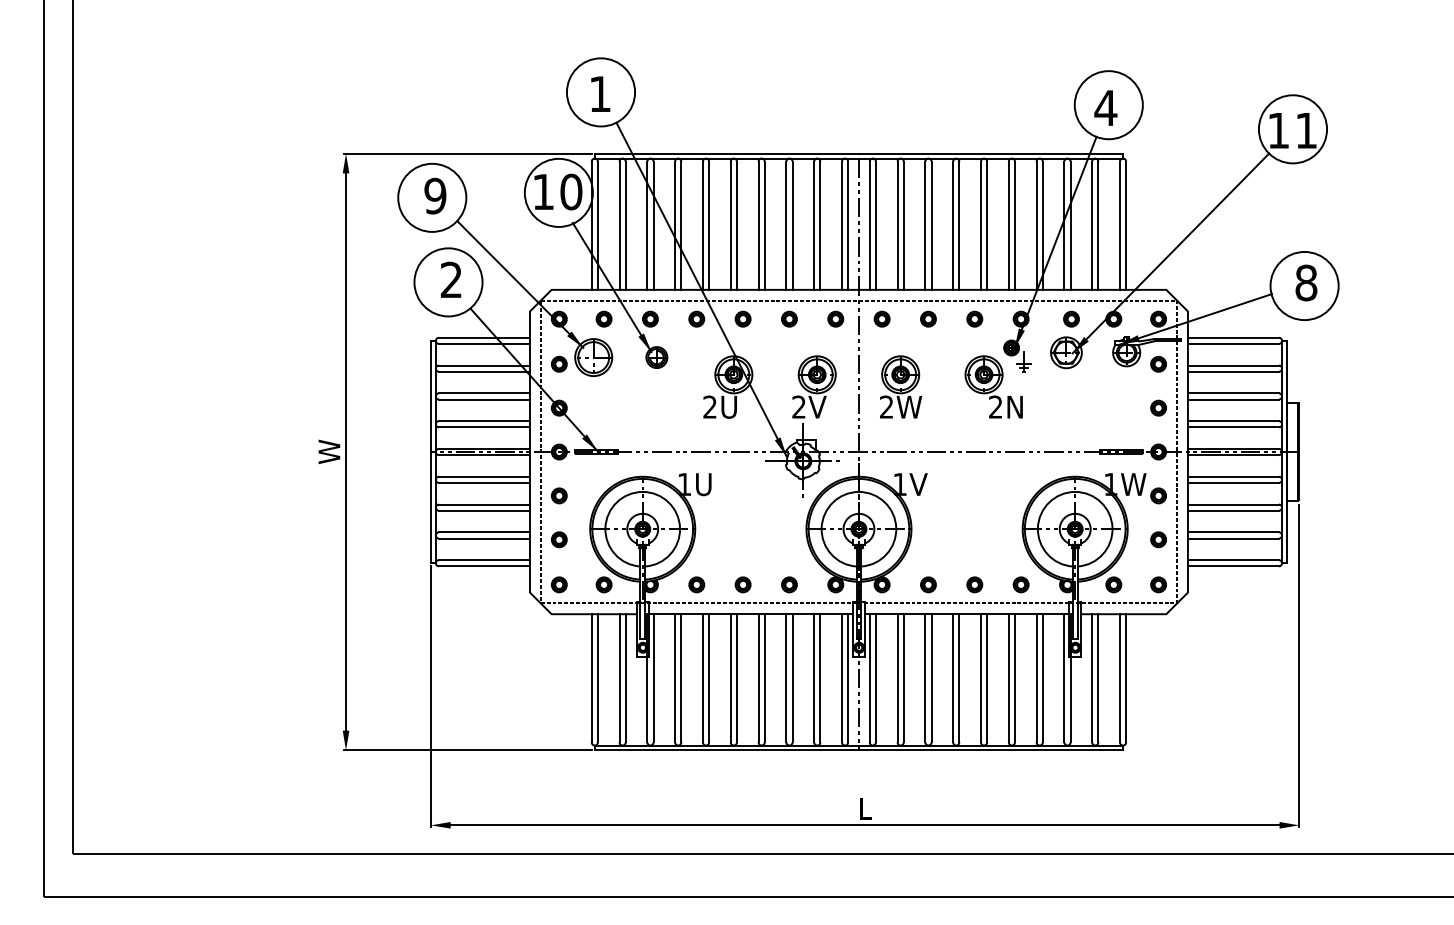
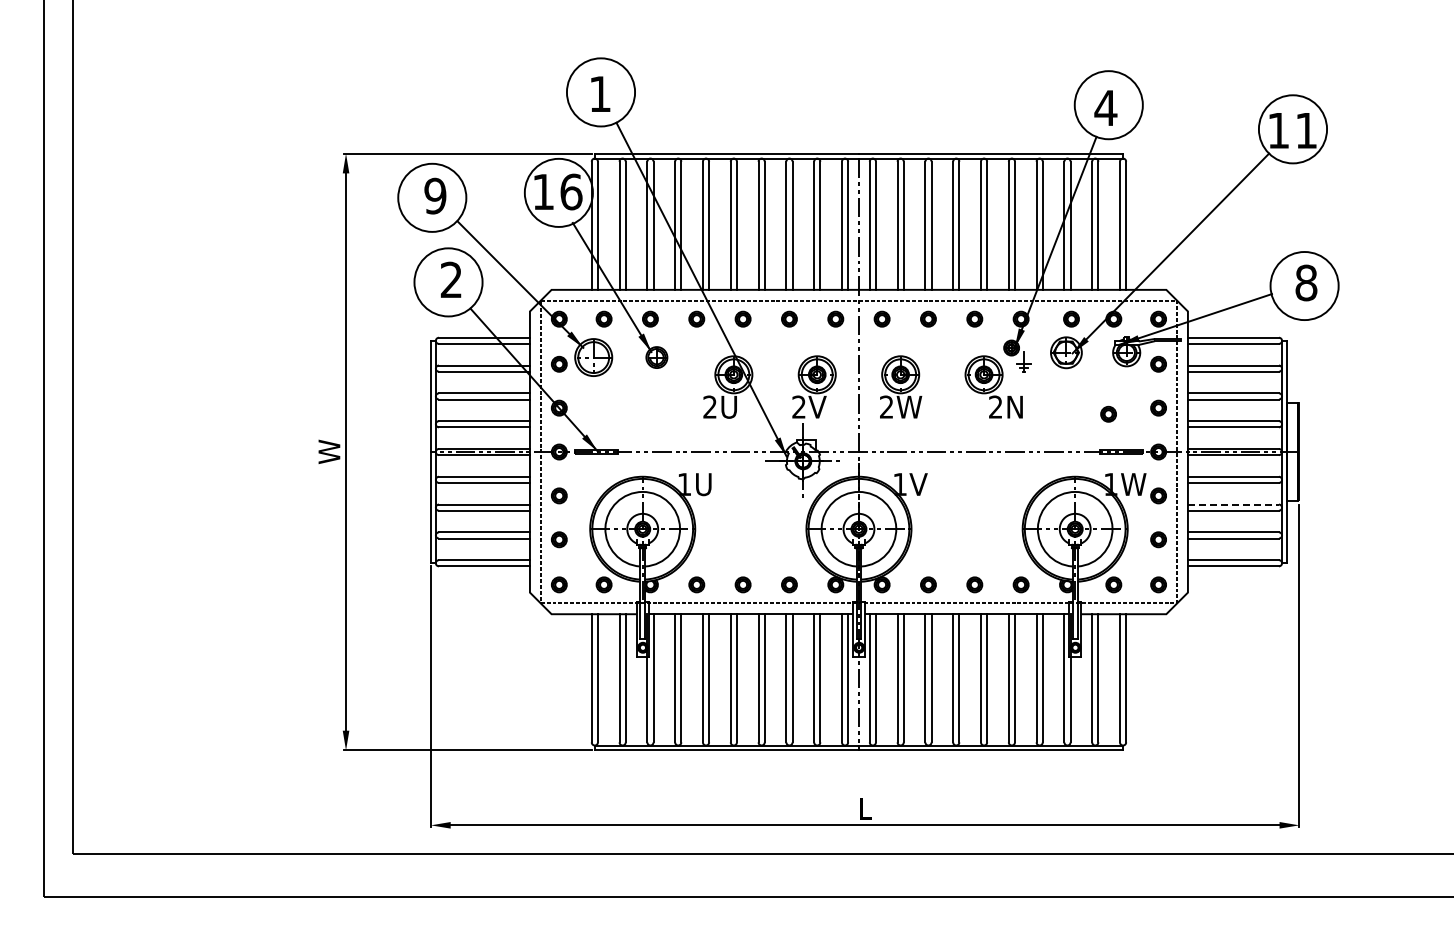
text: 10 -> 16 (571, 191)
part: none -> present (1108, 413)
line: solid -> dashed (1233, 504)
